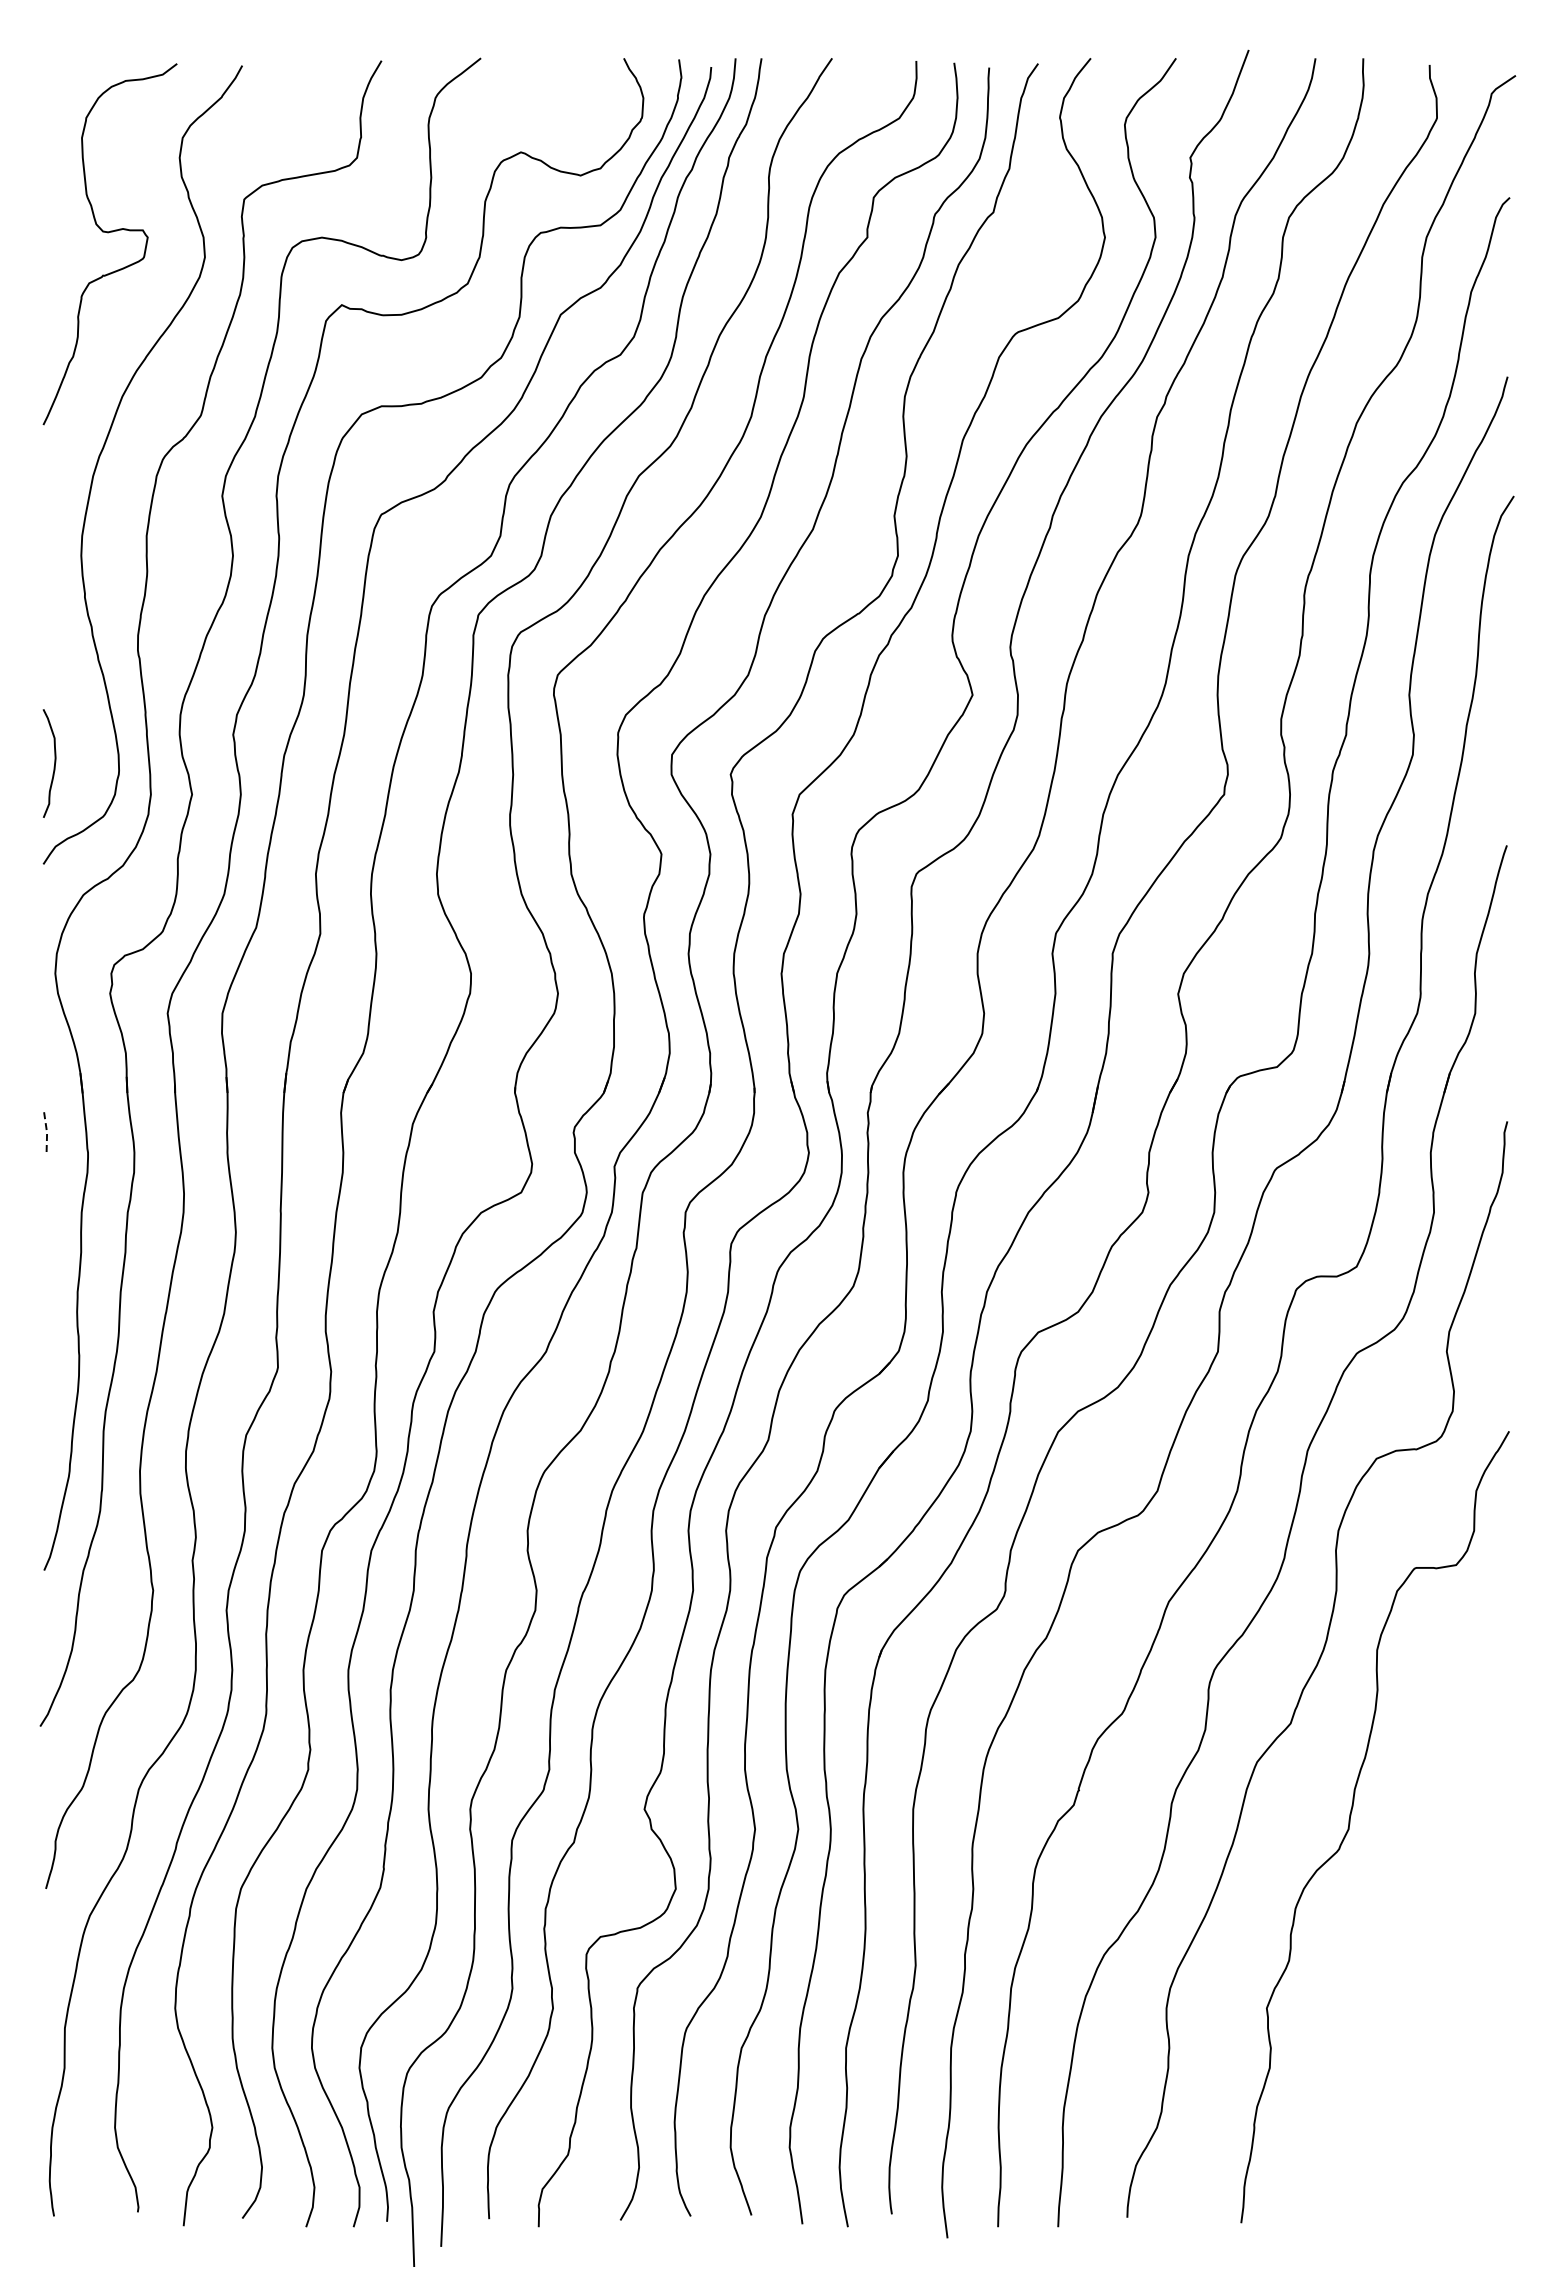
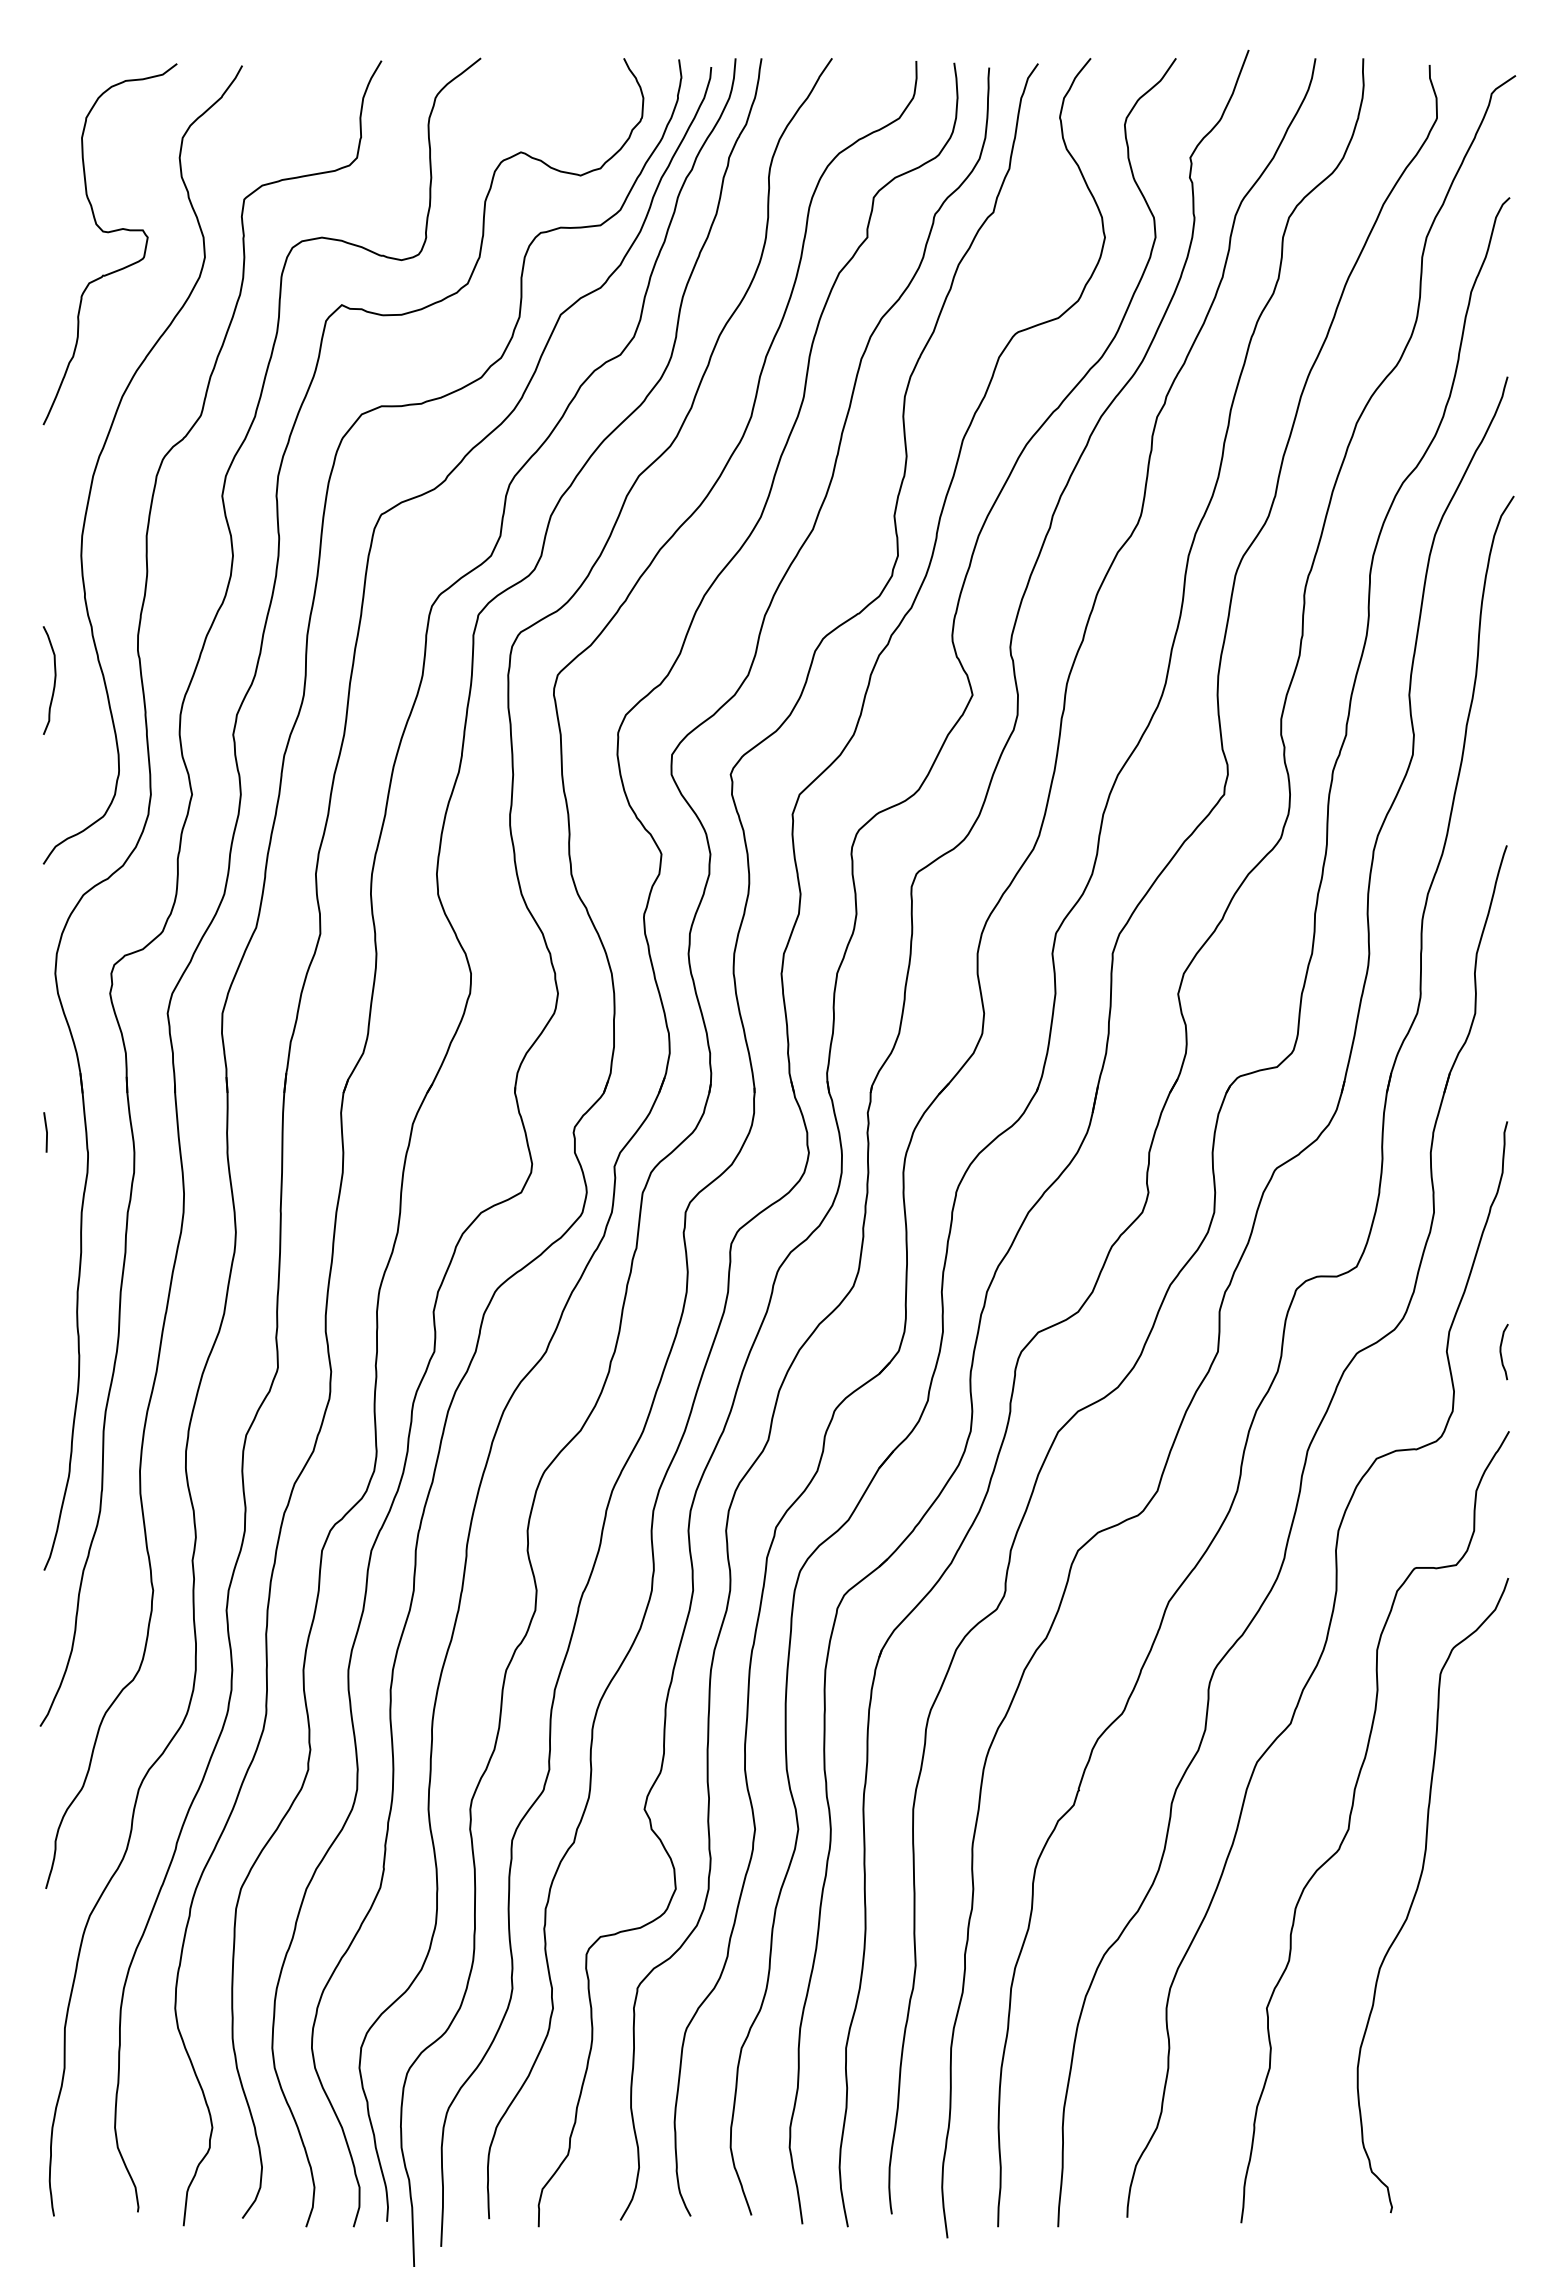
curve position: (54, 763) -> (54, 680) (54, 680)
line: dashed -> solid (47, 1132)
curve: none -> present (1501, 1351)
curve: none -> present (1417, 1891)
